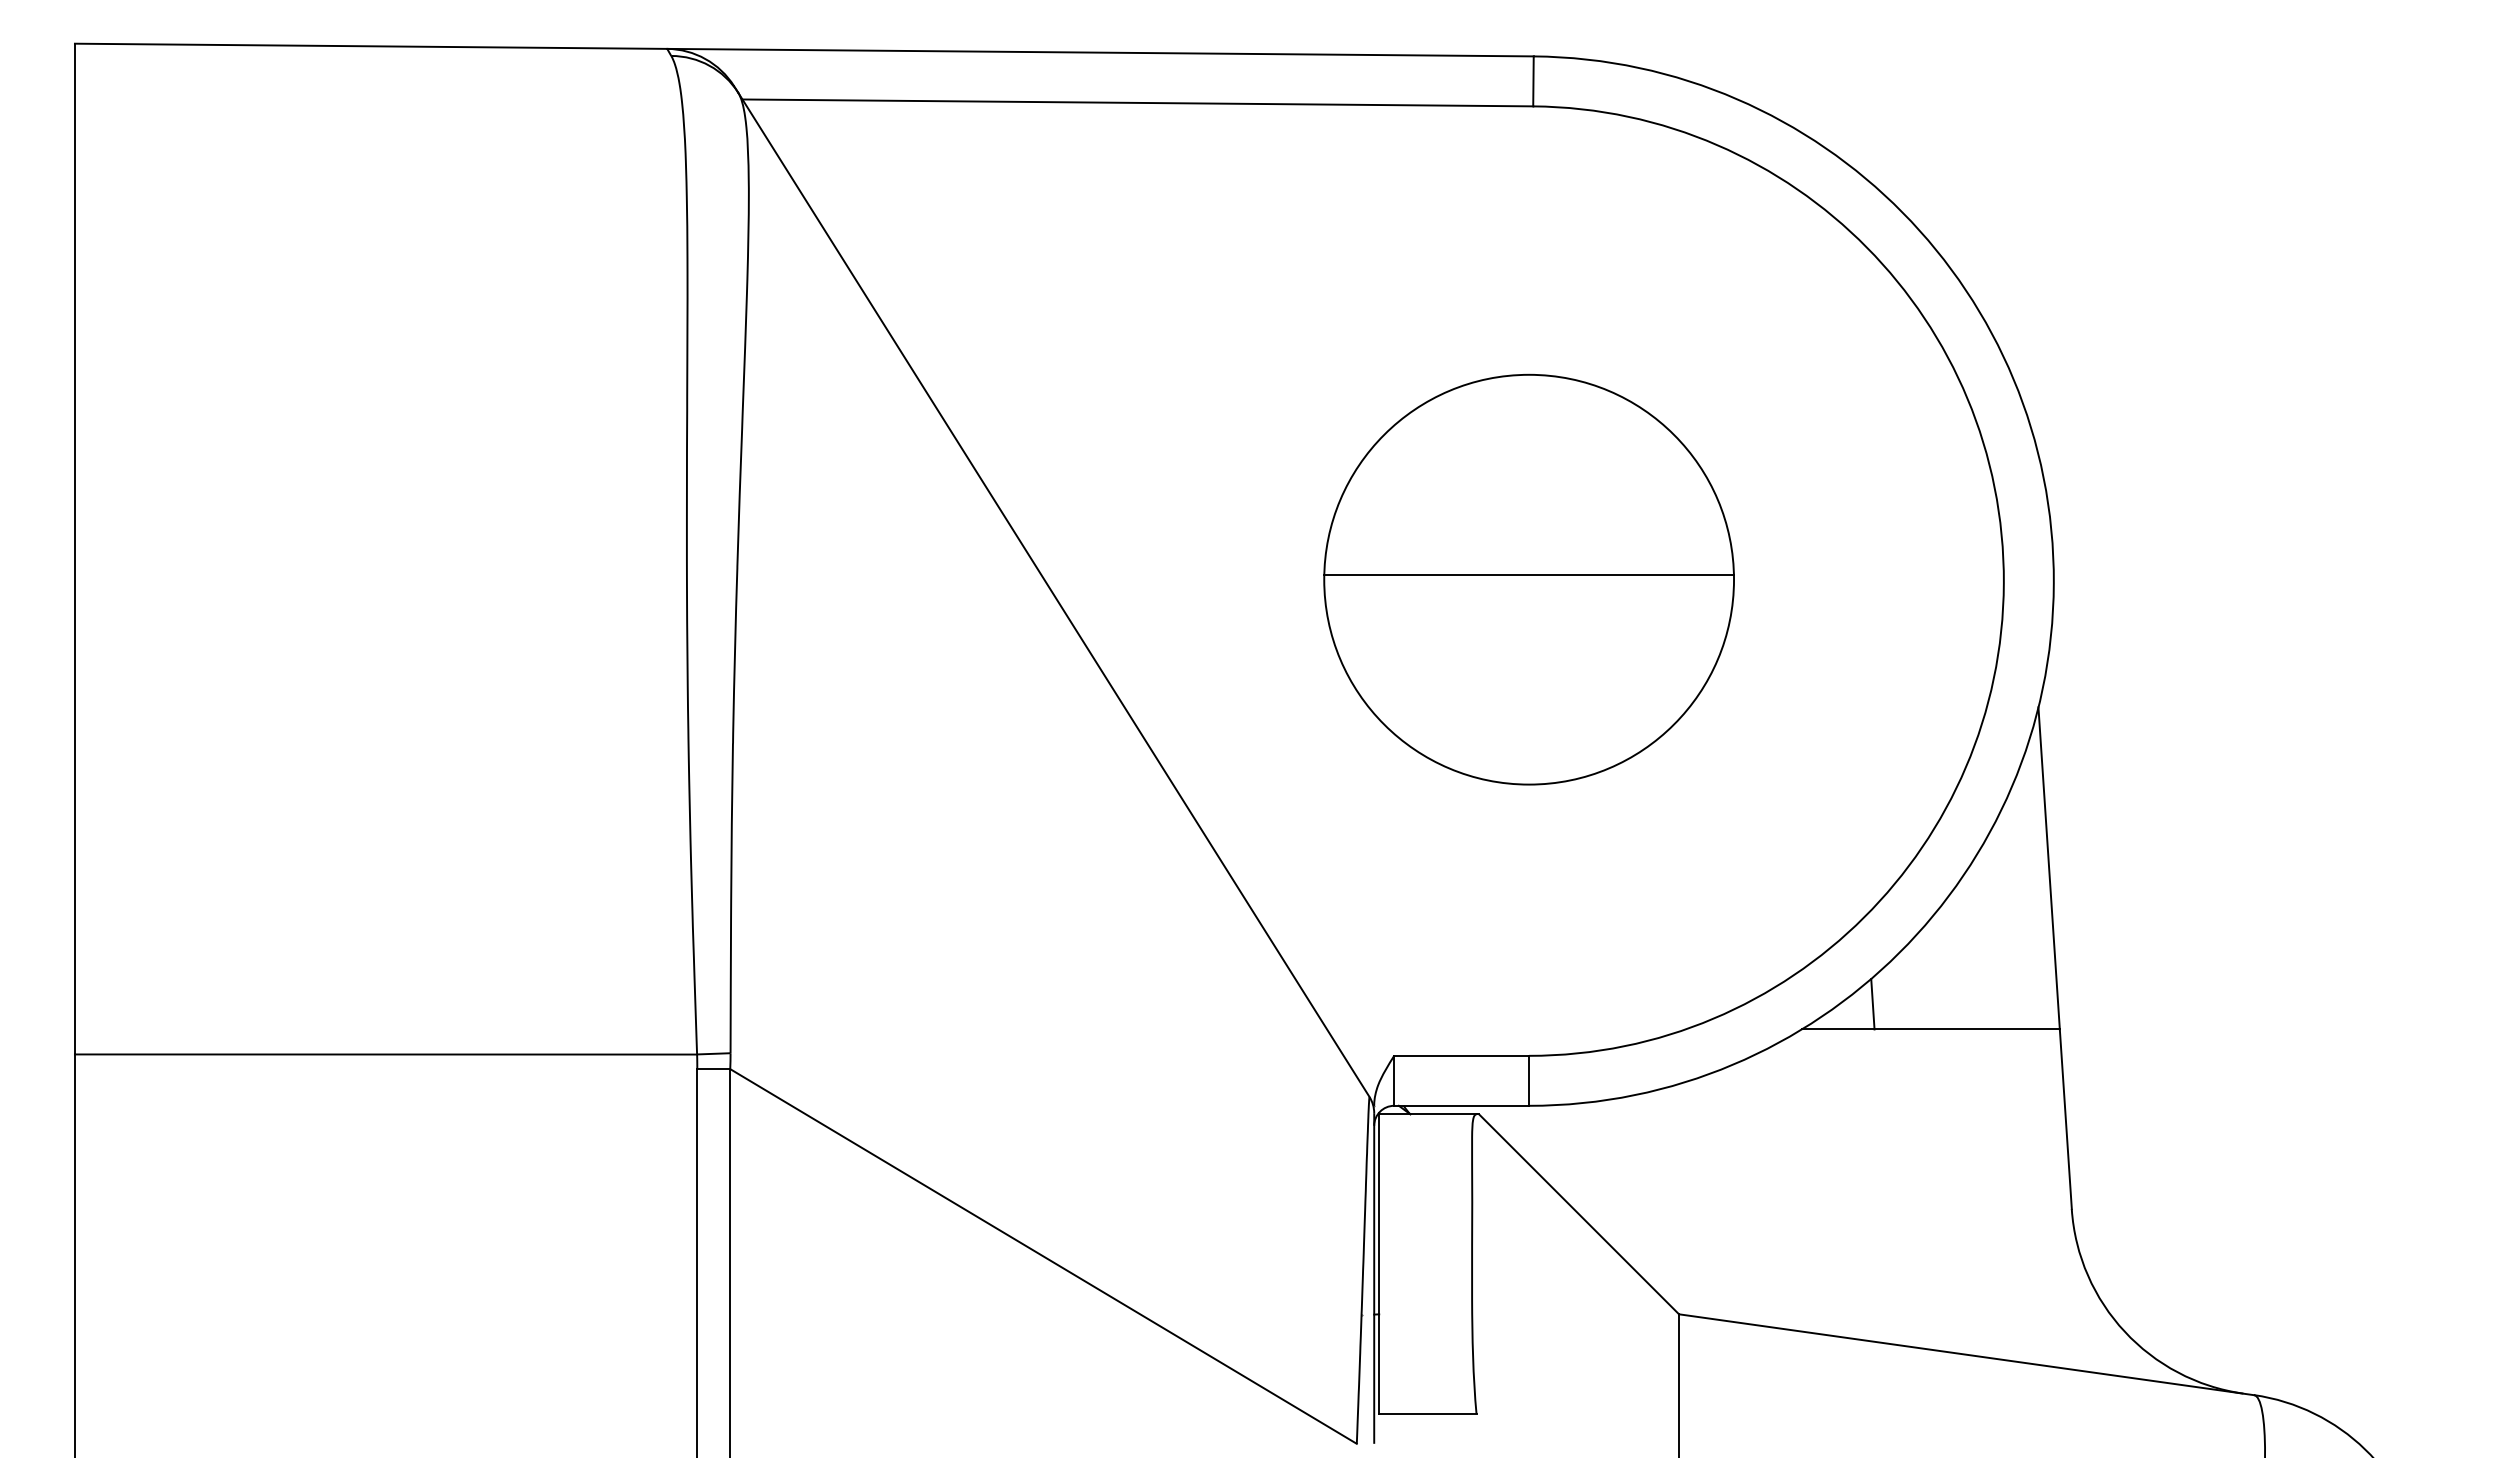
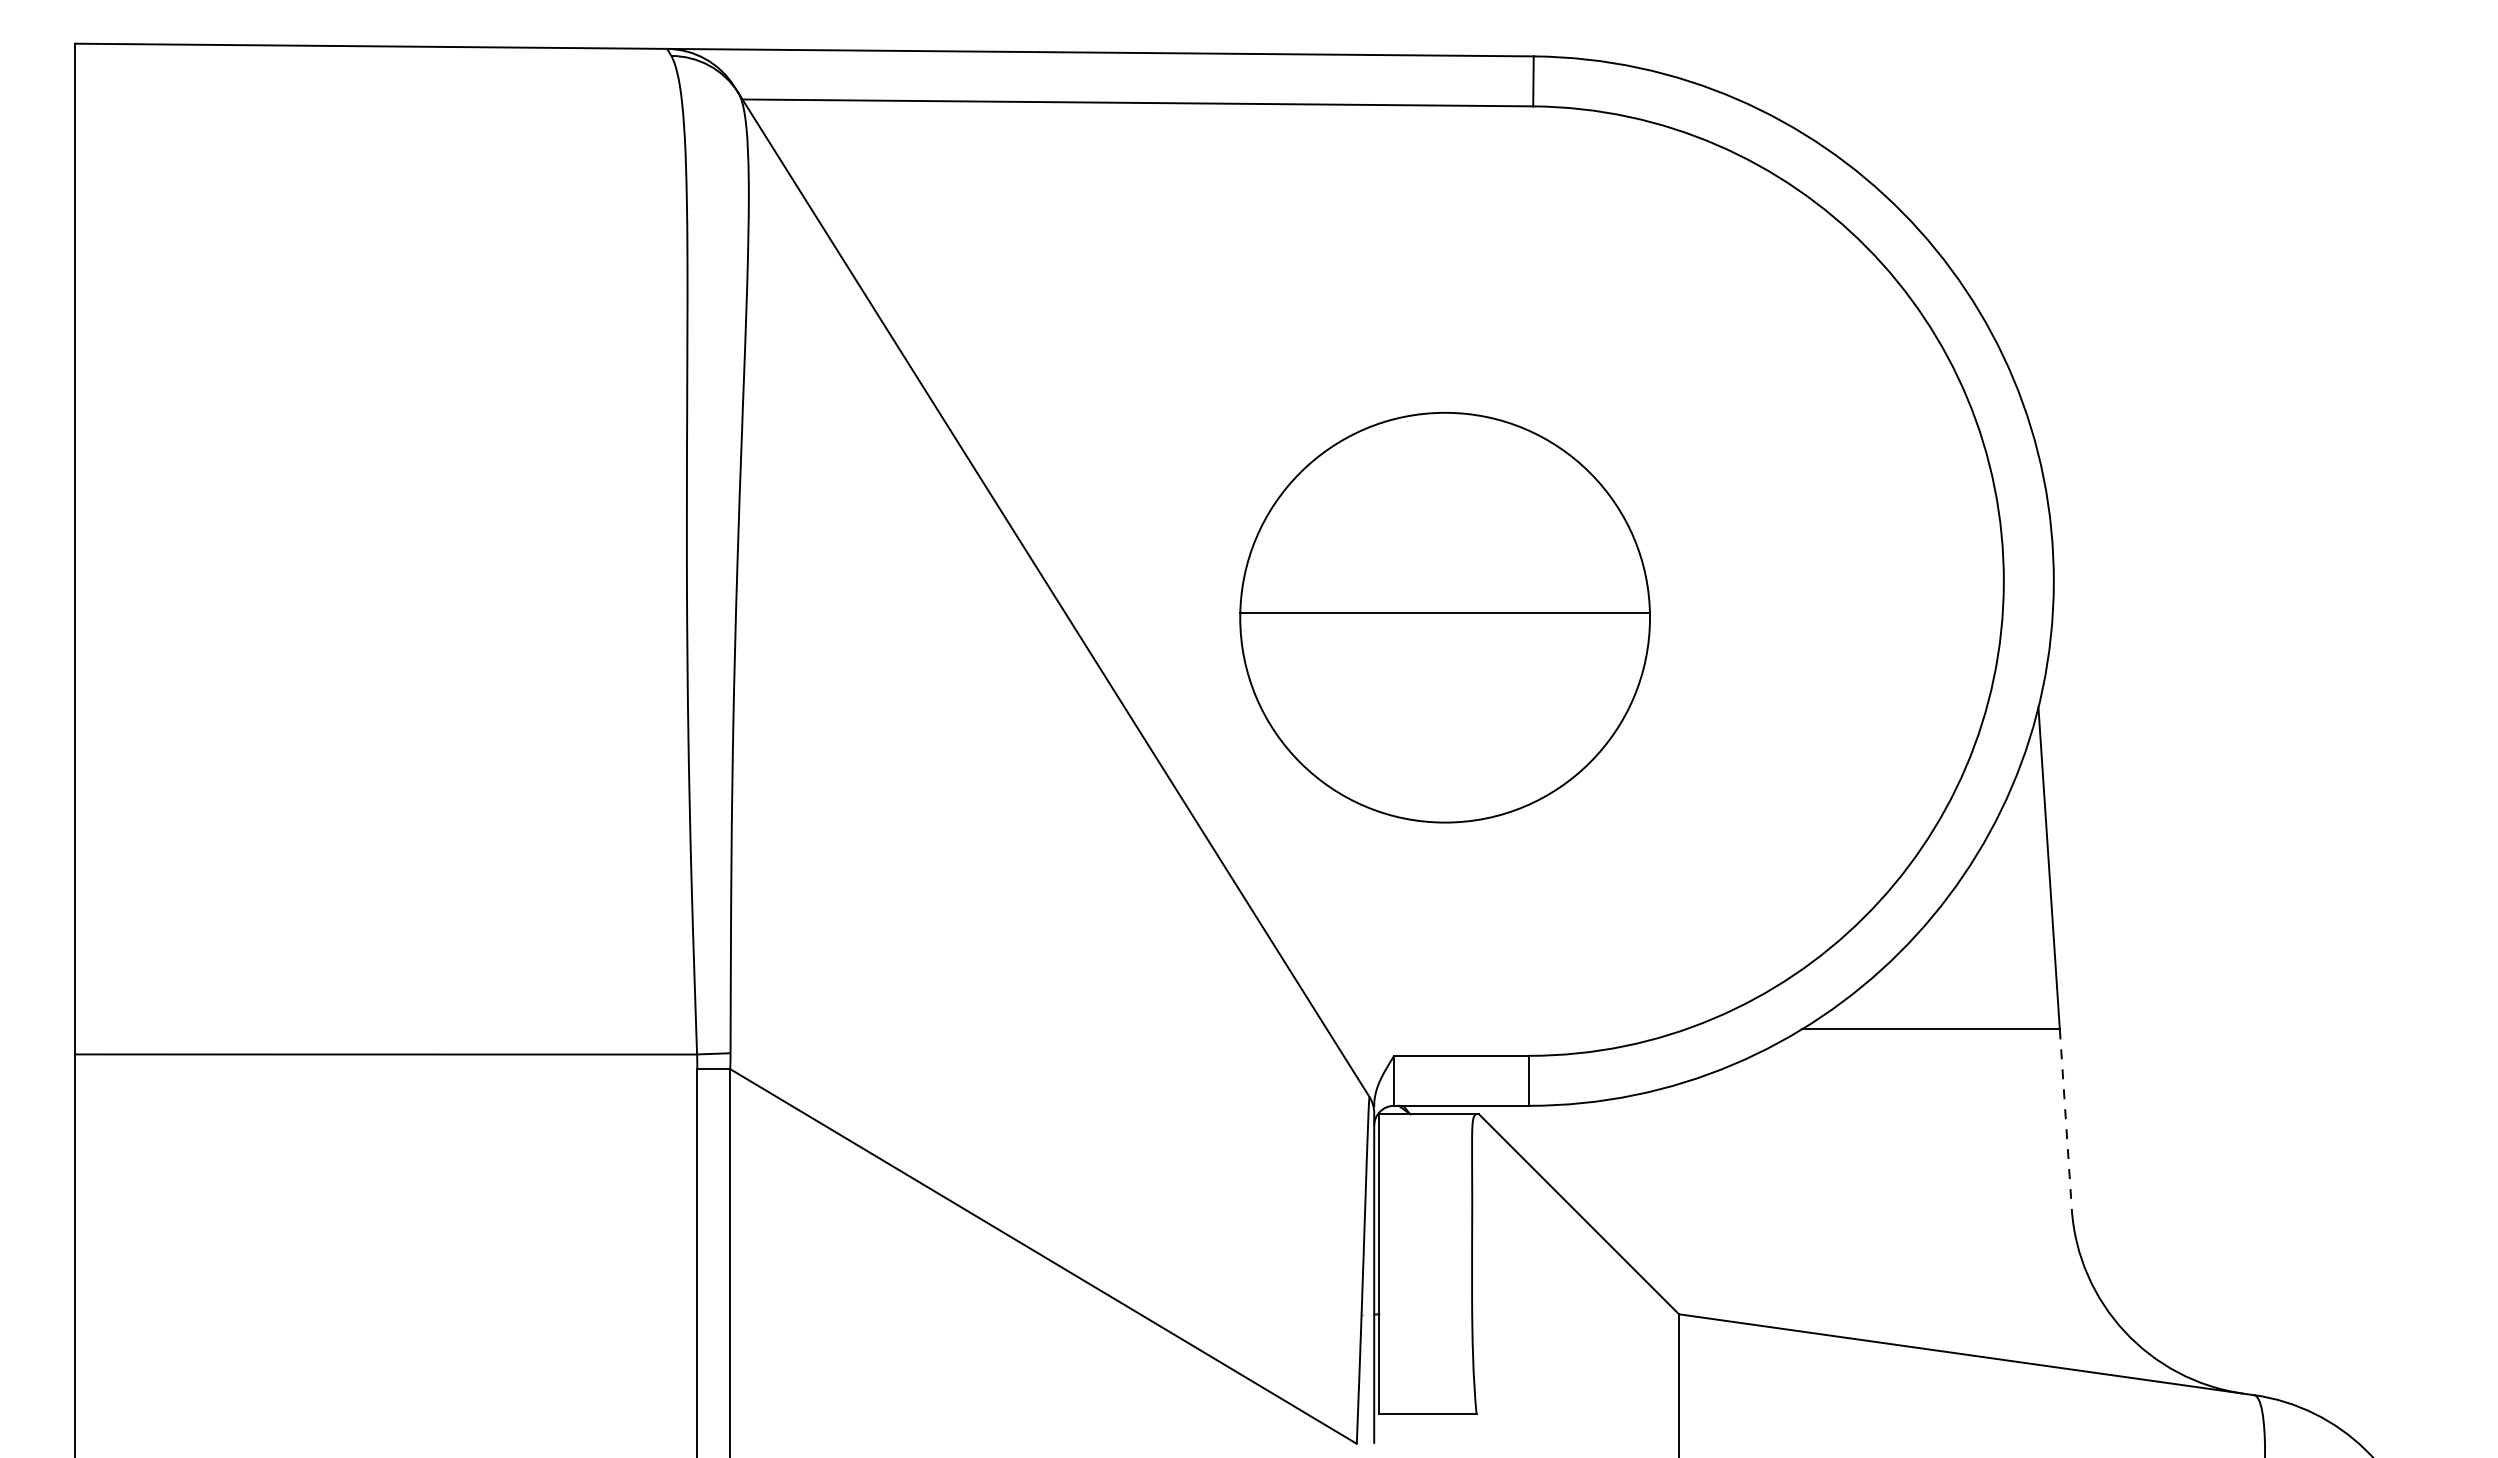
part position: (1528, 579) -> (1444, 617) (1444, 617)
line: present -> none (1872, 1003)
line: solid -> dashed (2065, 1119)
